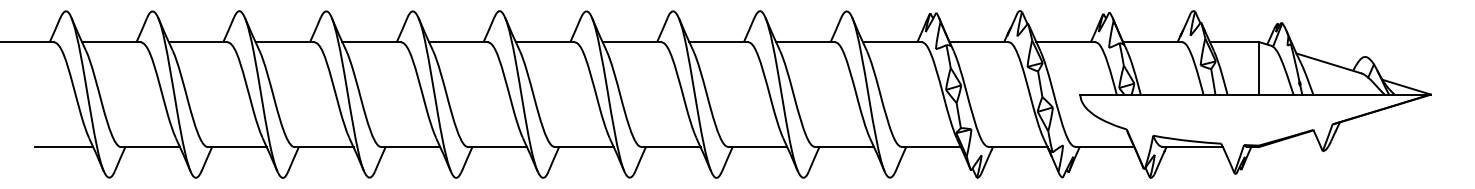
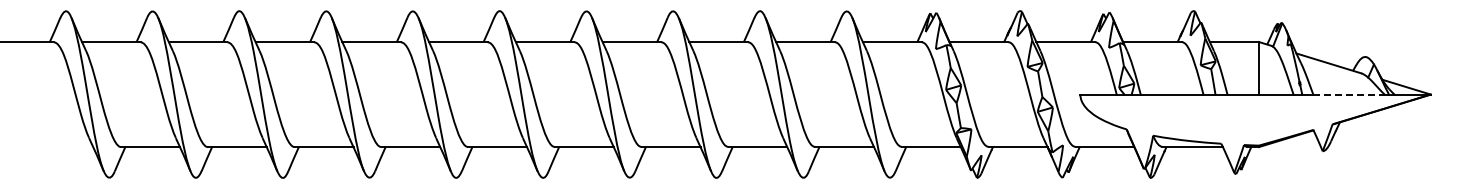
line: solid -> dashed (1348, 94)
line: present -> none (63, 147)
